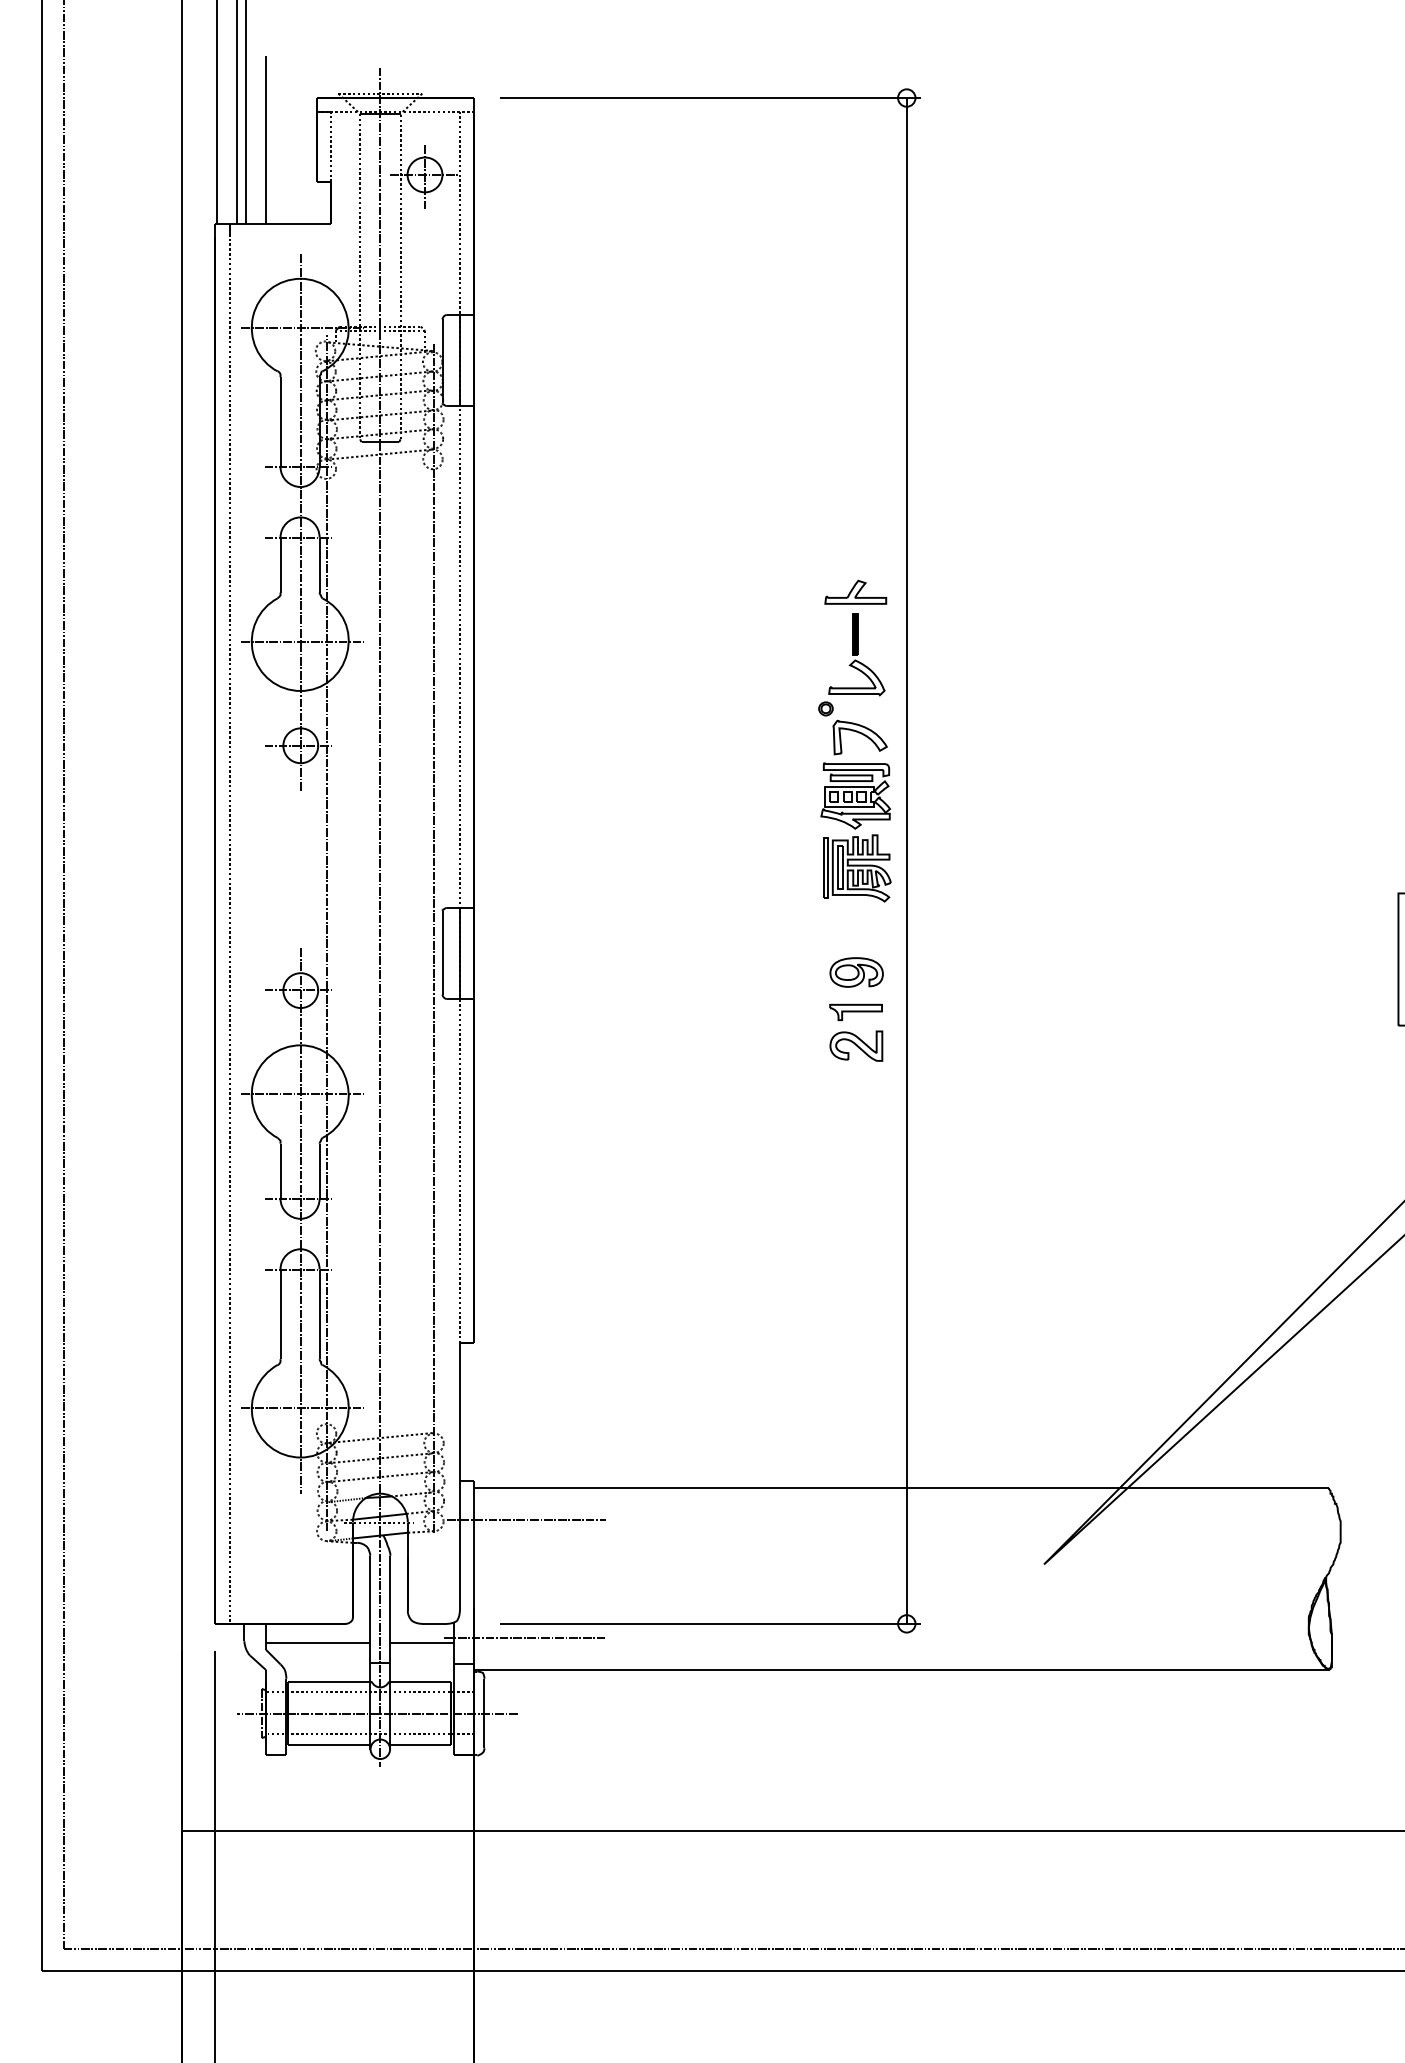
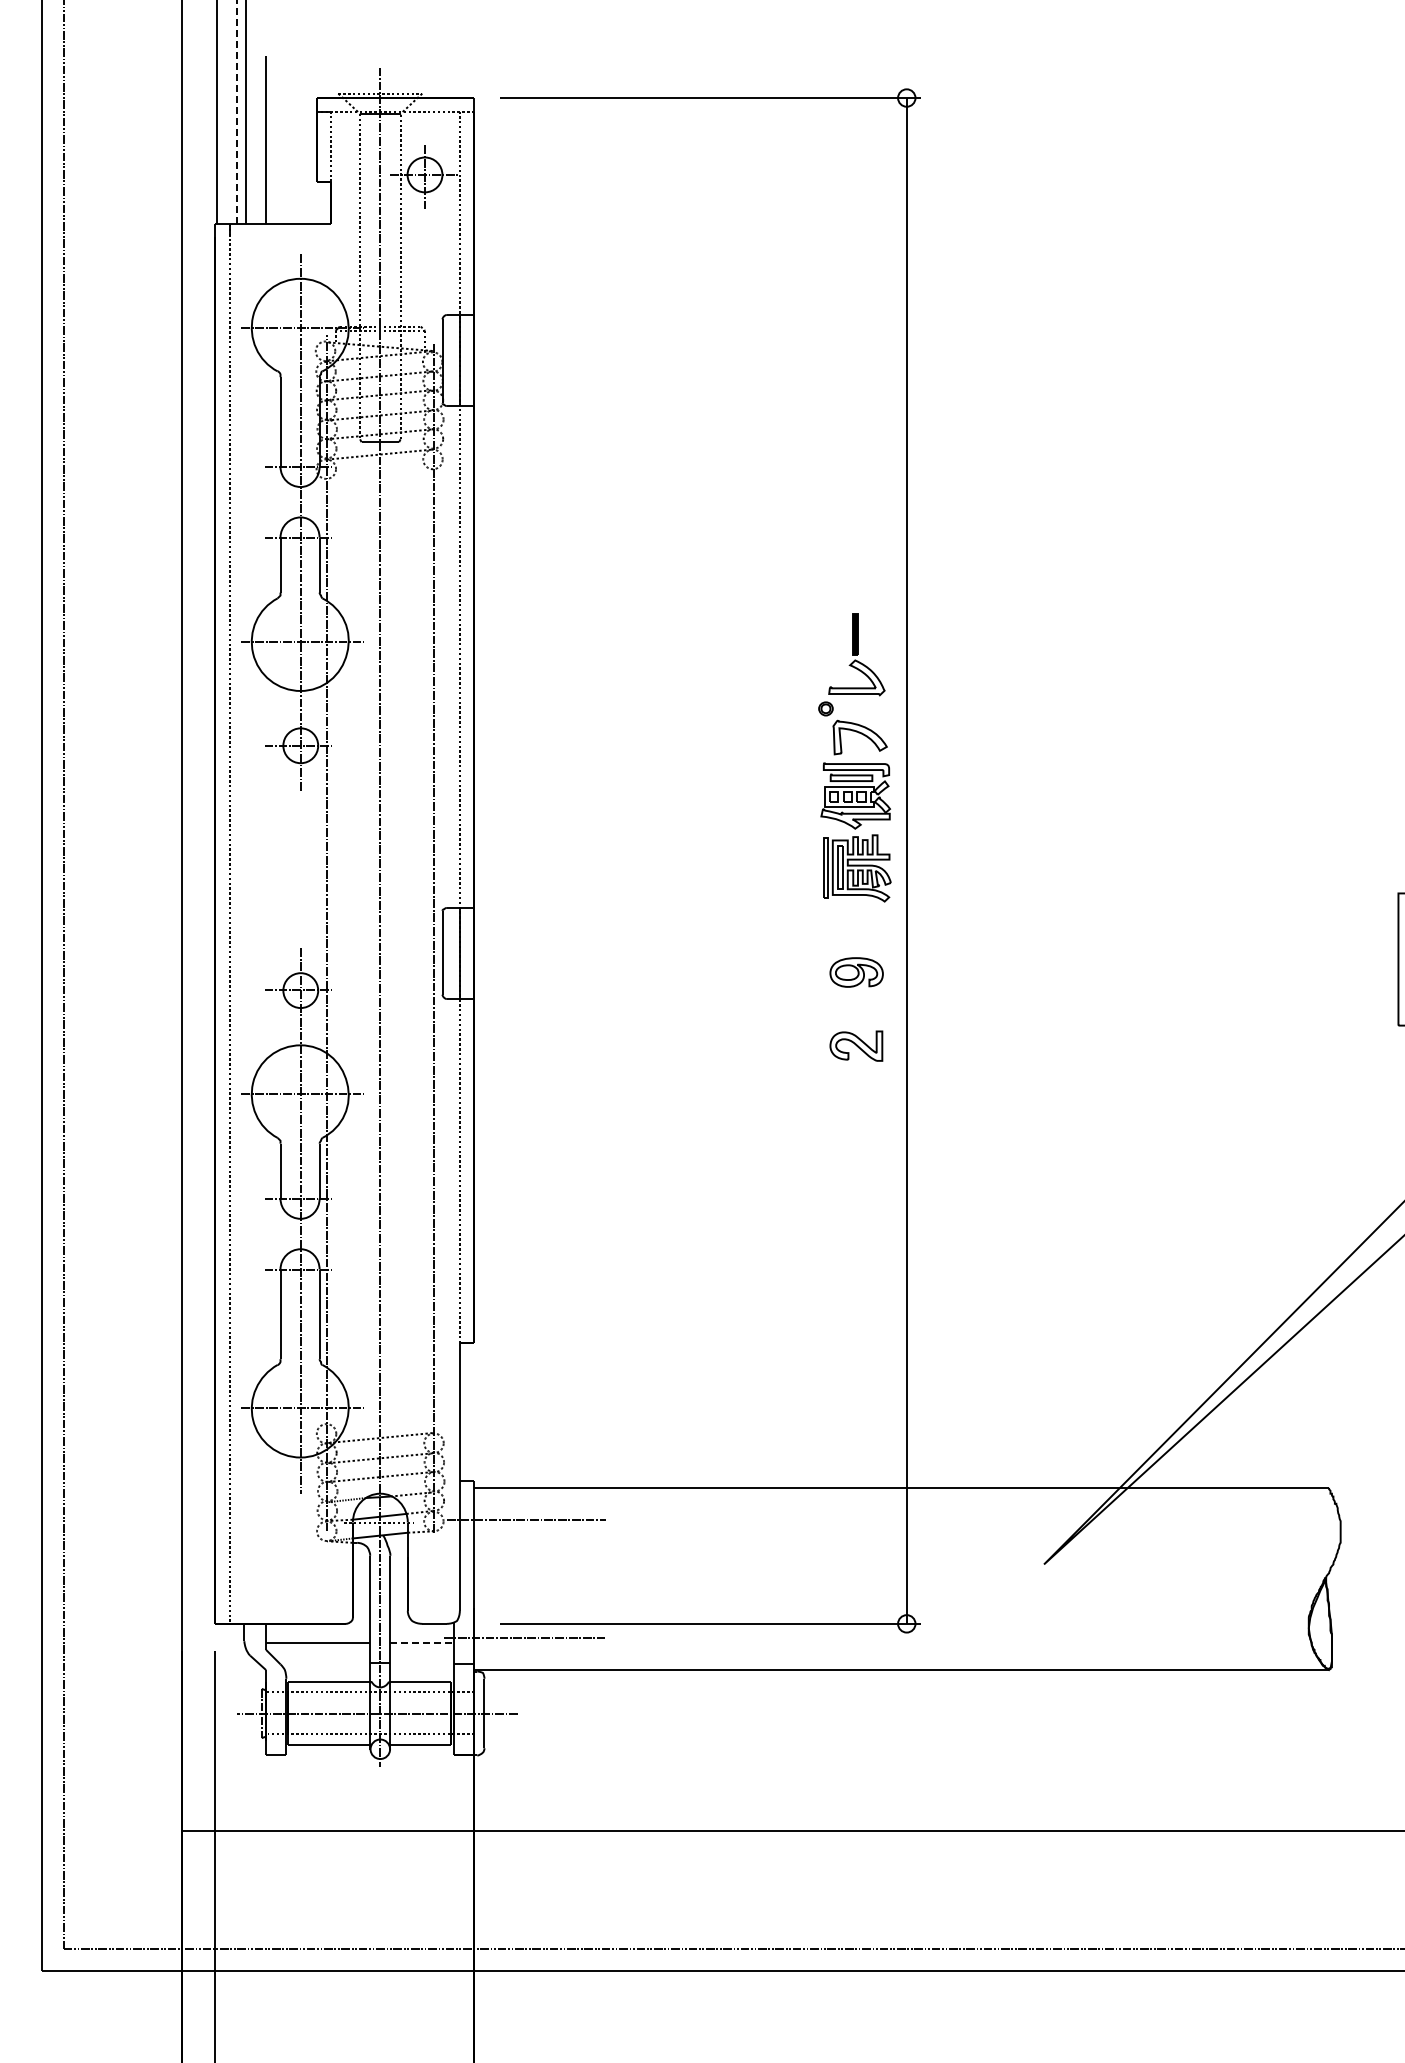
line: solid -> dashed (237, 112)
part: present -> none (855, 591)
part: present -> none (855, 1012)
line: solid -> dashed (422, 1642)
